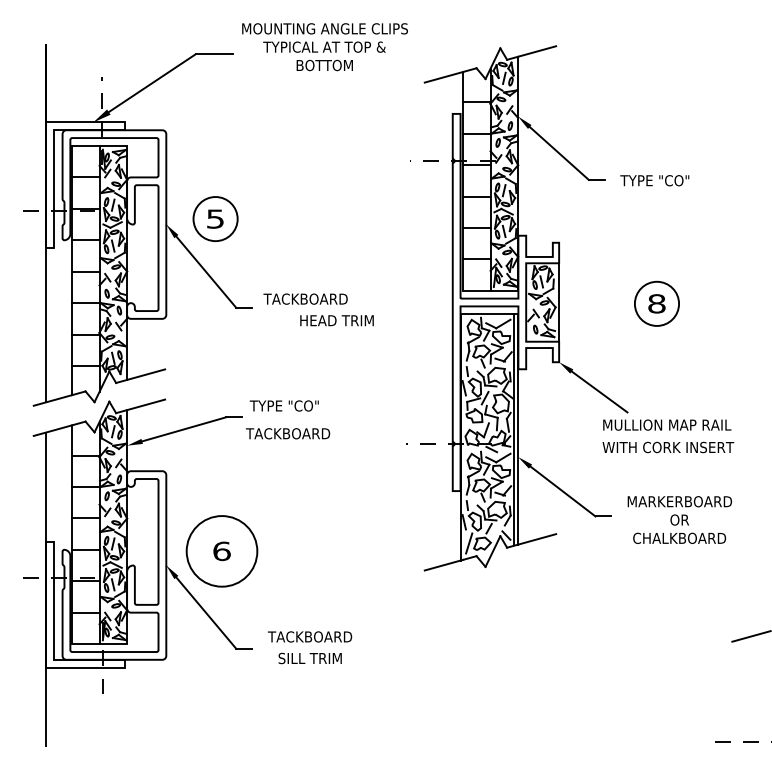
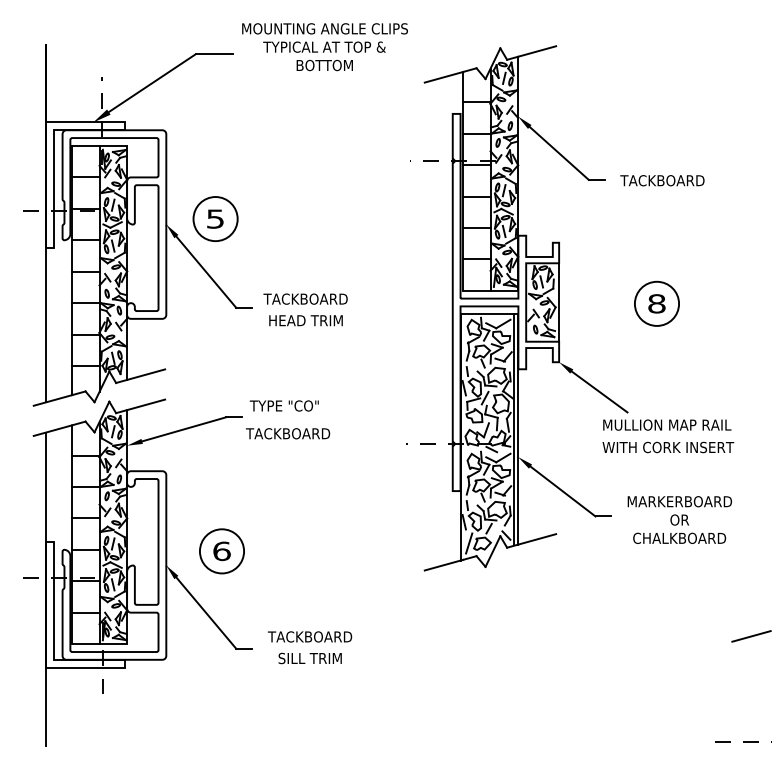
text: TYPE "CO" -> TACKBOARD (666, 180)
text position: (336, 320) -> (305, 320) (305, 320)
circle diameter: 71 px -> 44 px (221, 551)
